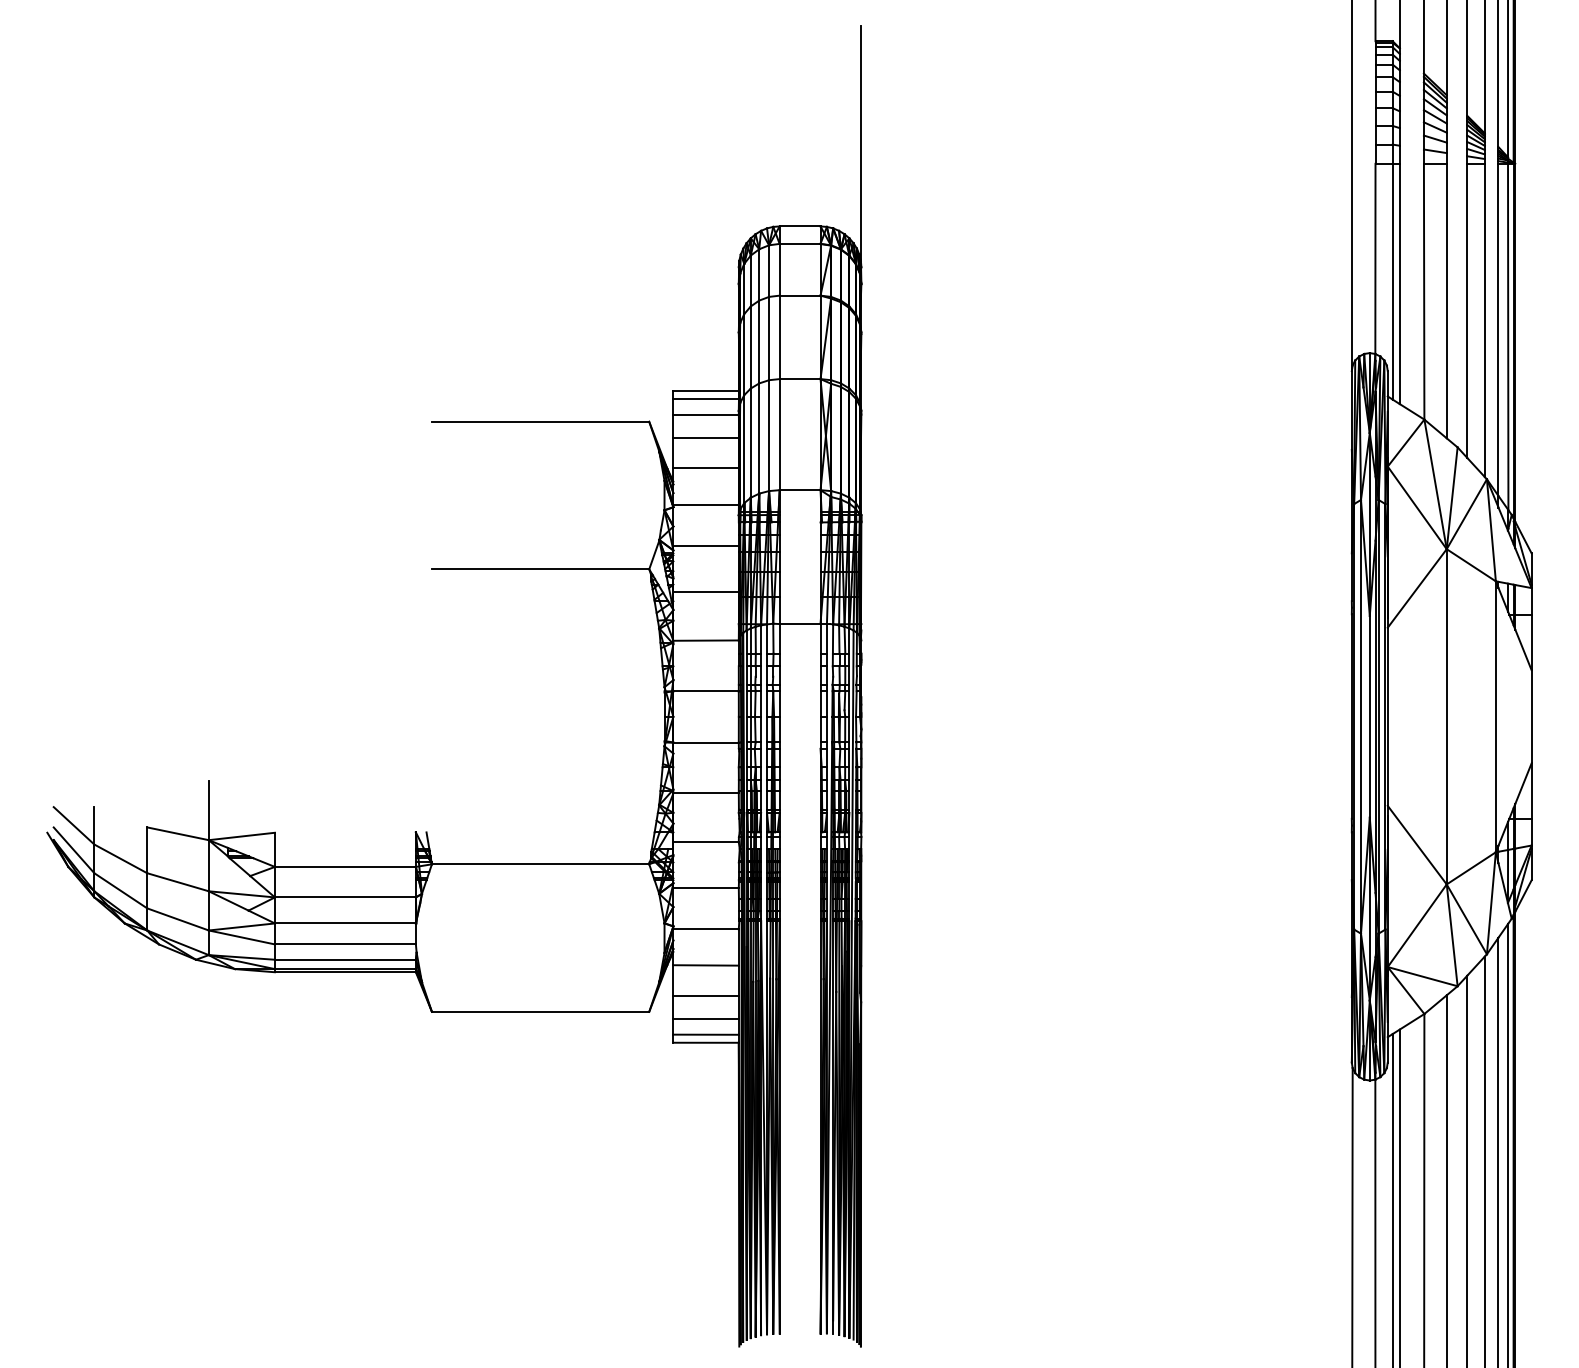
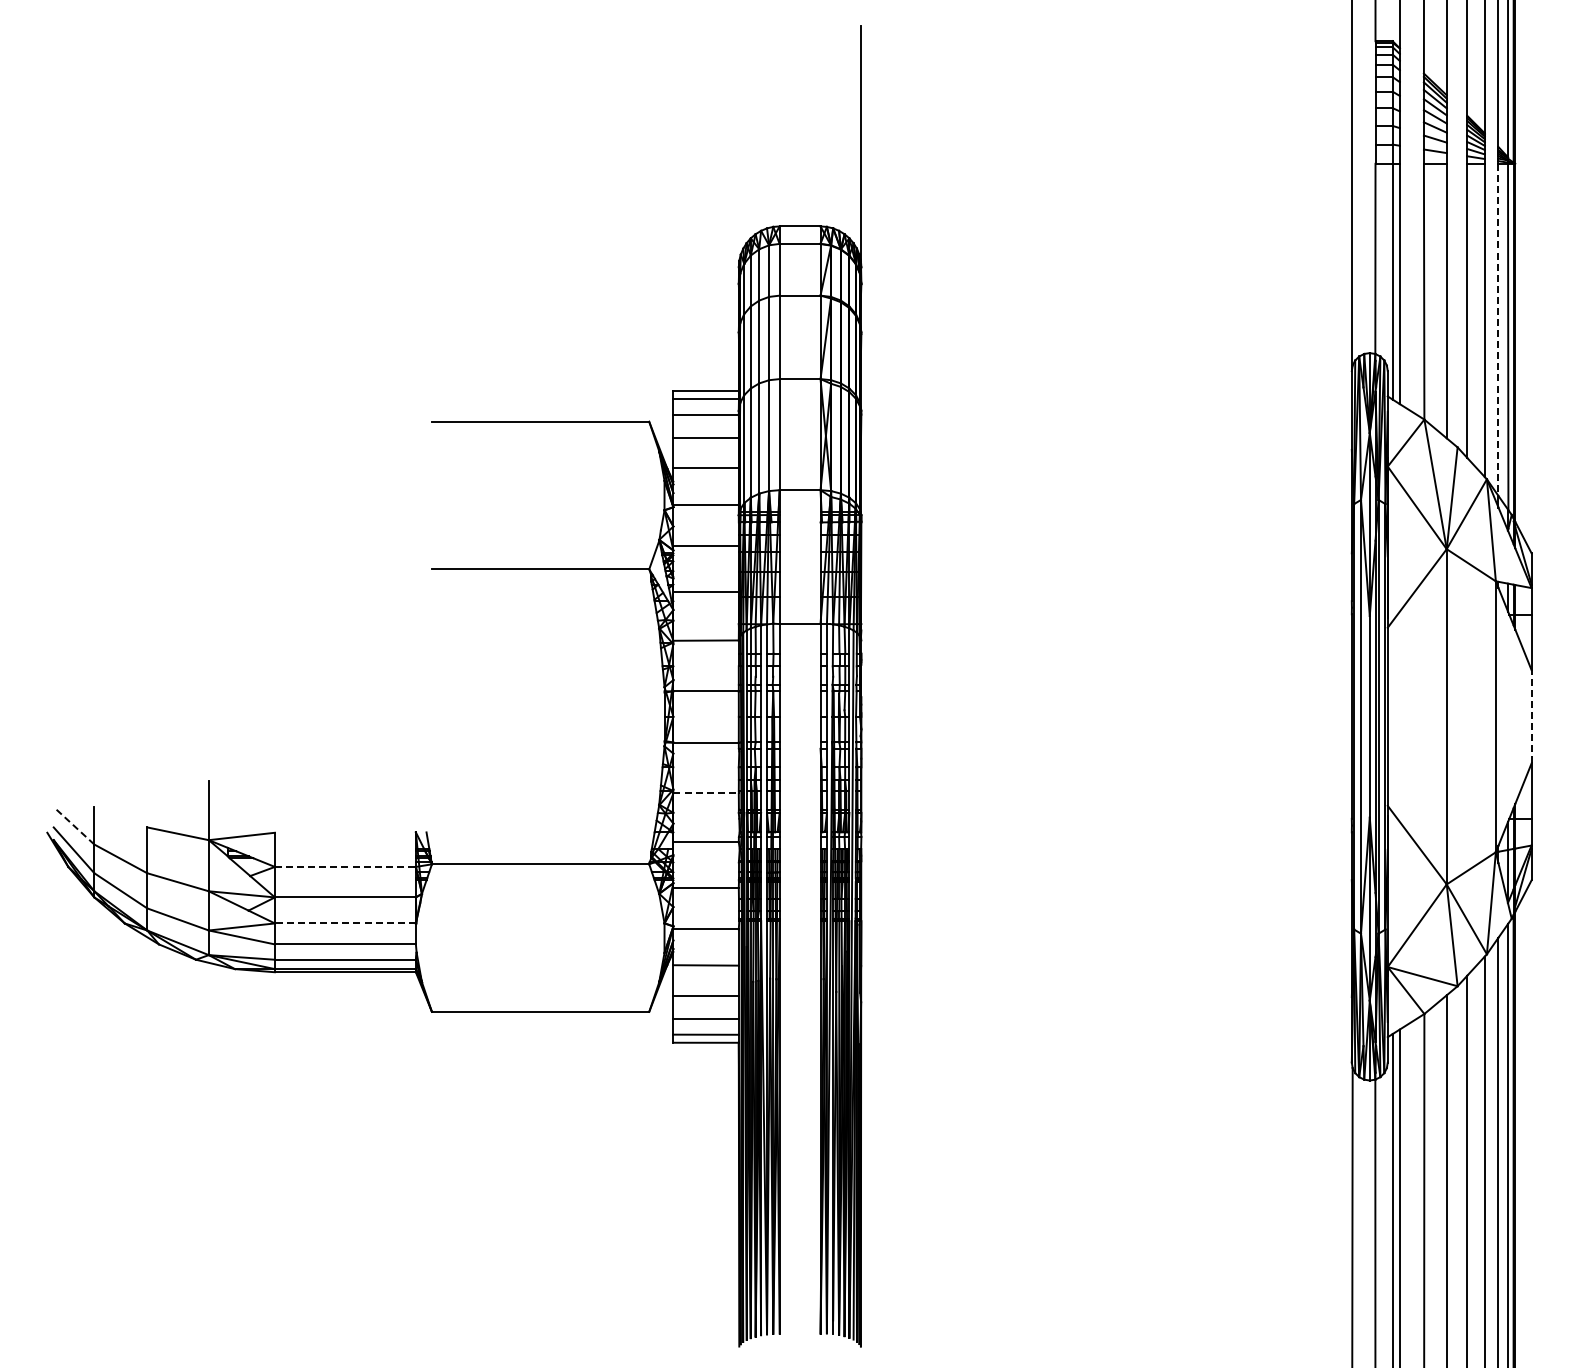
line: solid -> dashed (1498, 330)
line: solid -> dashed (1531, 716)
line: solid -> dashed (706, 793)
line: solid -> dashed (74, 825)
line: solid -> dashed (345, 866)
line: solid -> dashed (344, 923)
